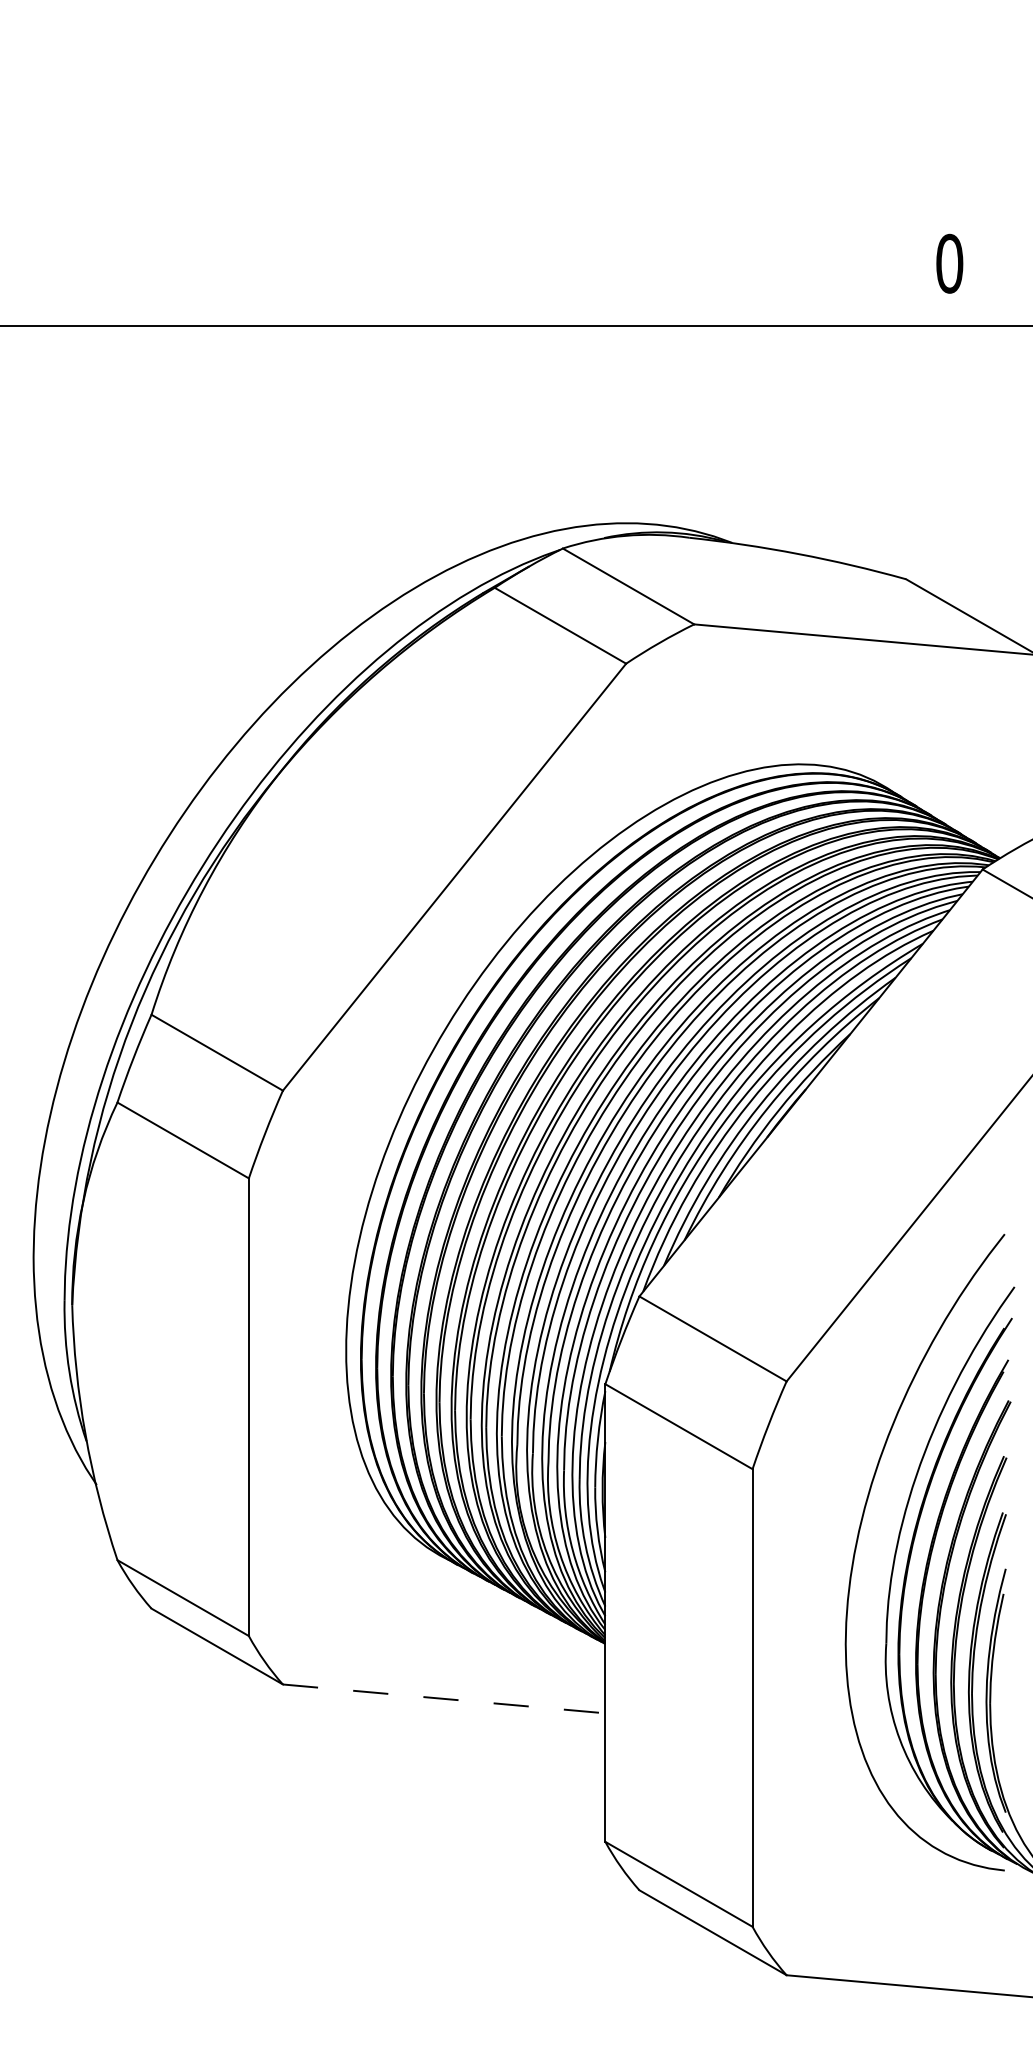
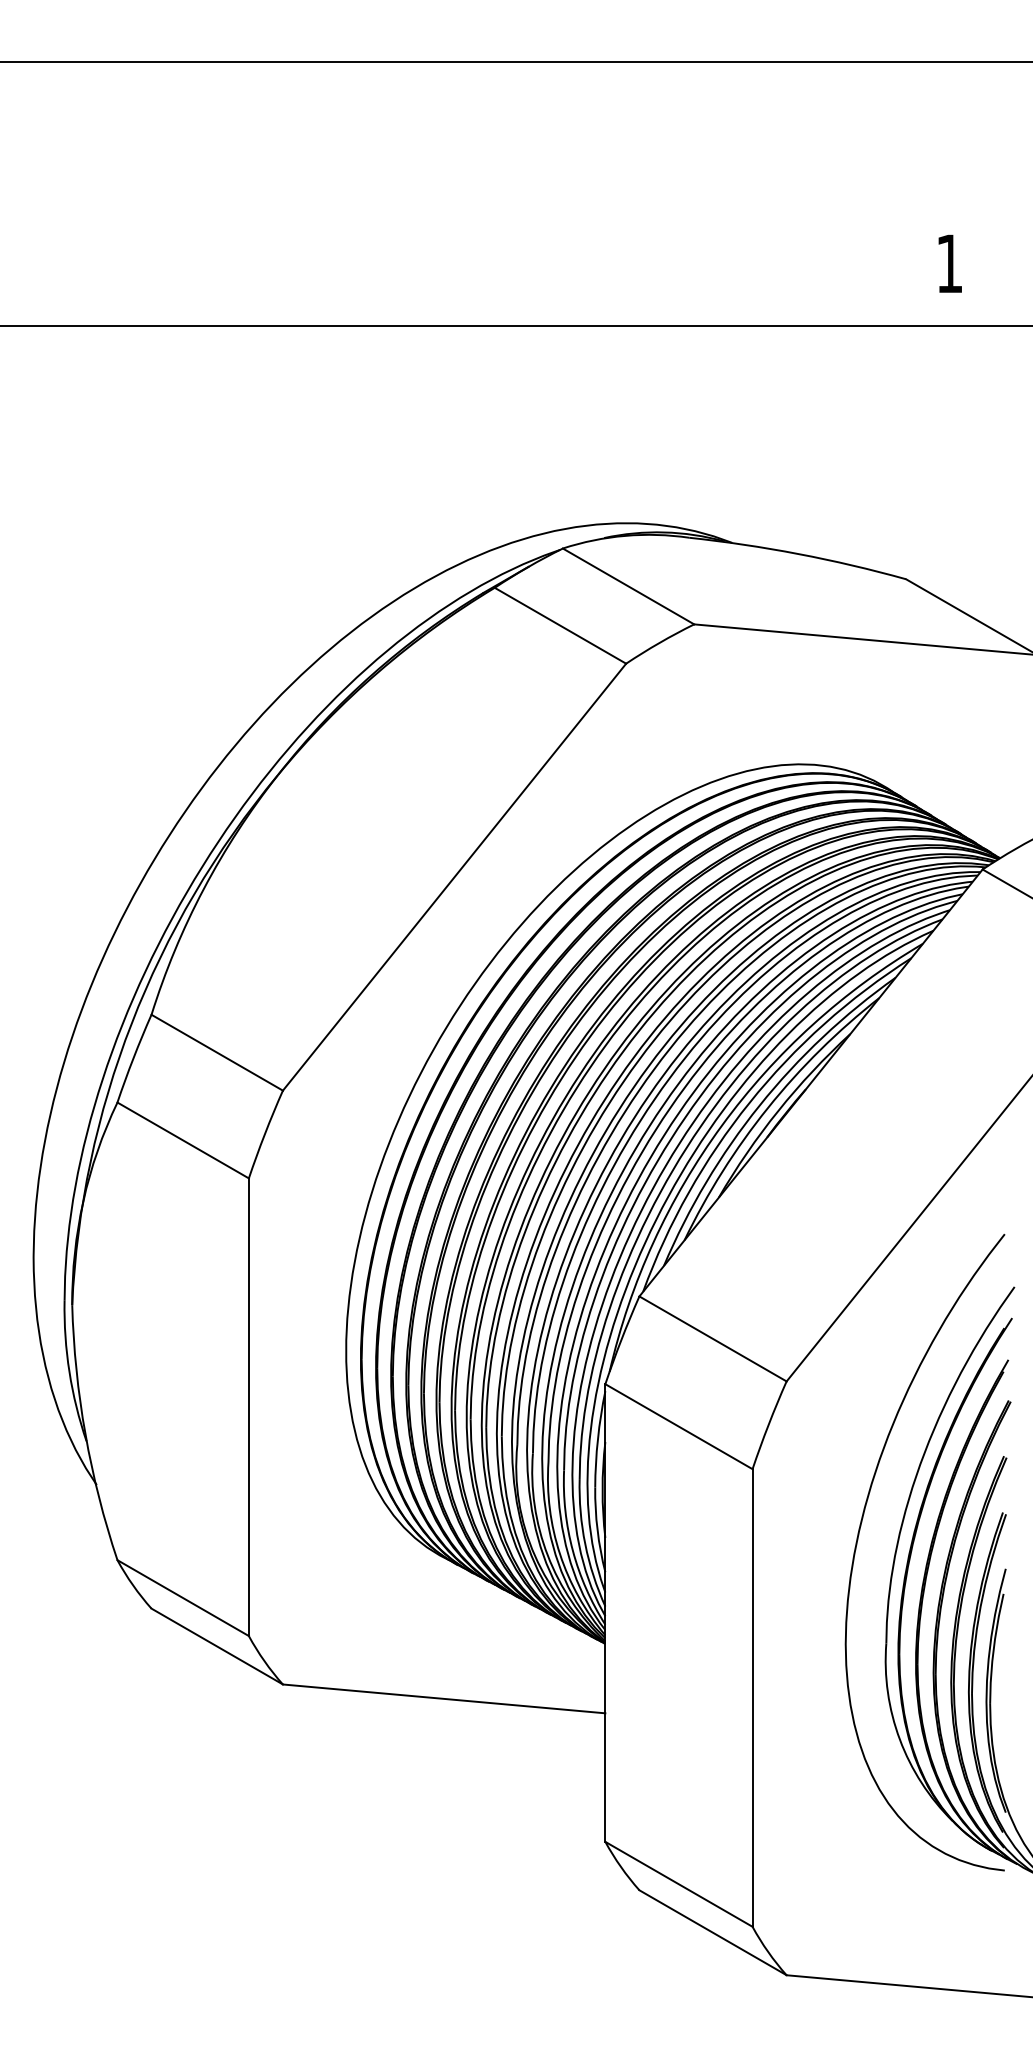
line: none -> present (515, 62)
text: 0 -> 1 (949, 263)
line: dashed -> solid (444, 1698)
